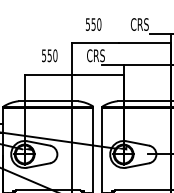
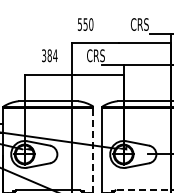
text position: (93, 24) -> (85, 24) (85, 24)
text: 550 -> 384 (49, 55)
line: solid -> dashed (93, 150)
line: solid -> dashed (144, 190)
